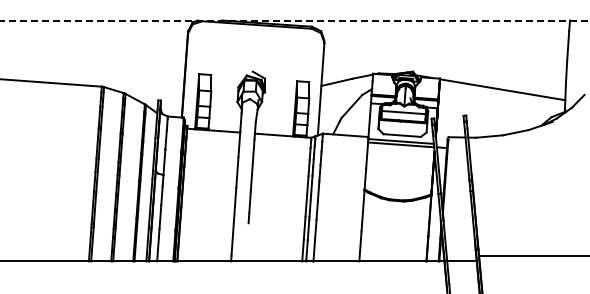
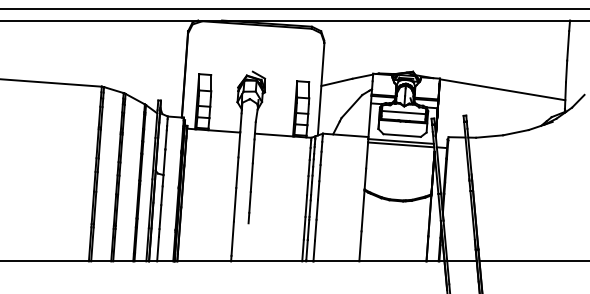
line: none -> present (294, 8)
line: dashed -> solid (294, 20)
line position: (532, 256) -> (532, 261) (532, 261)
